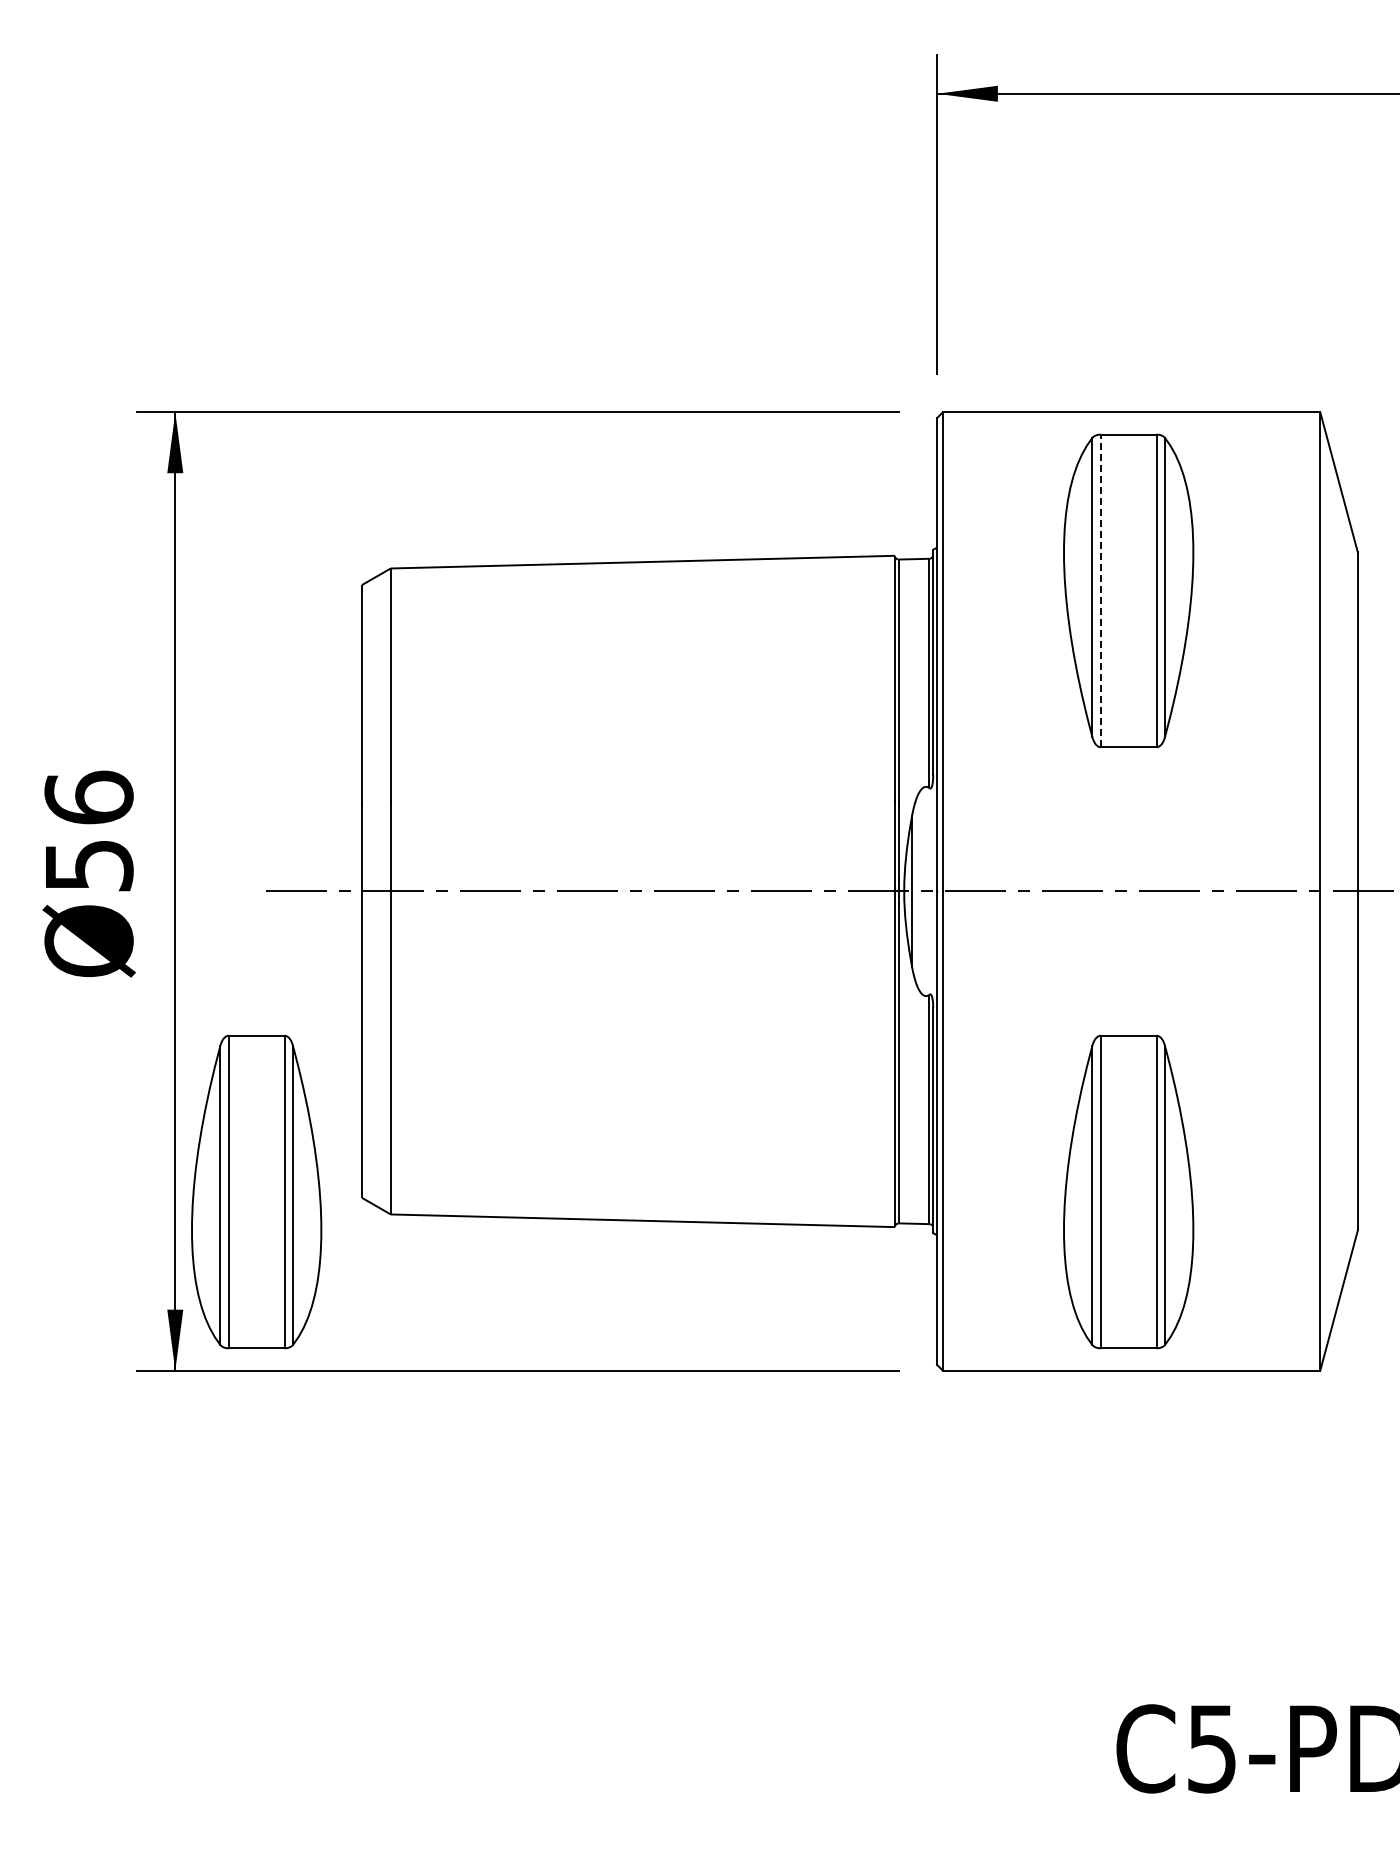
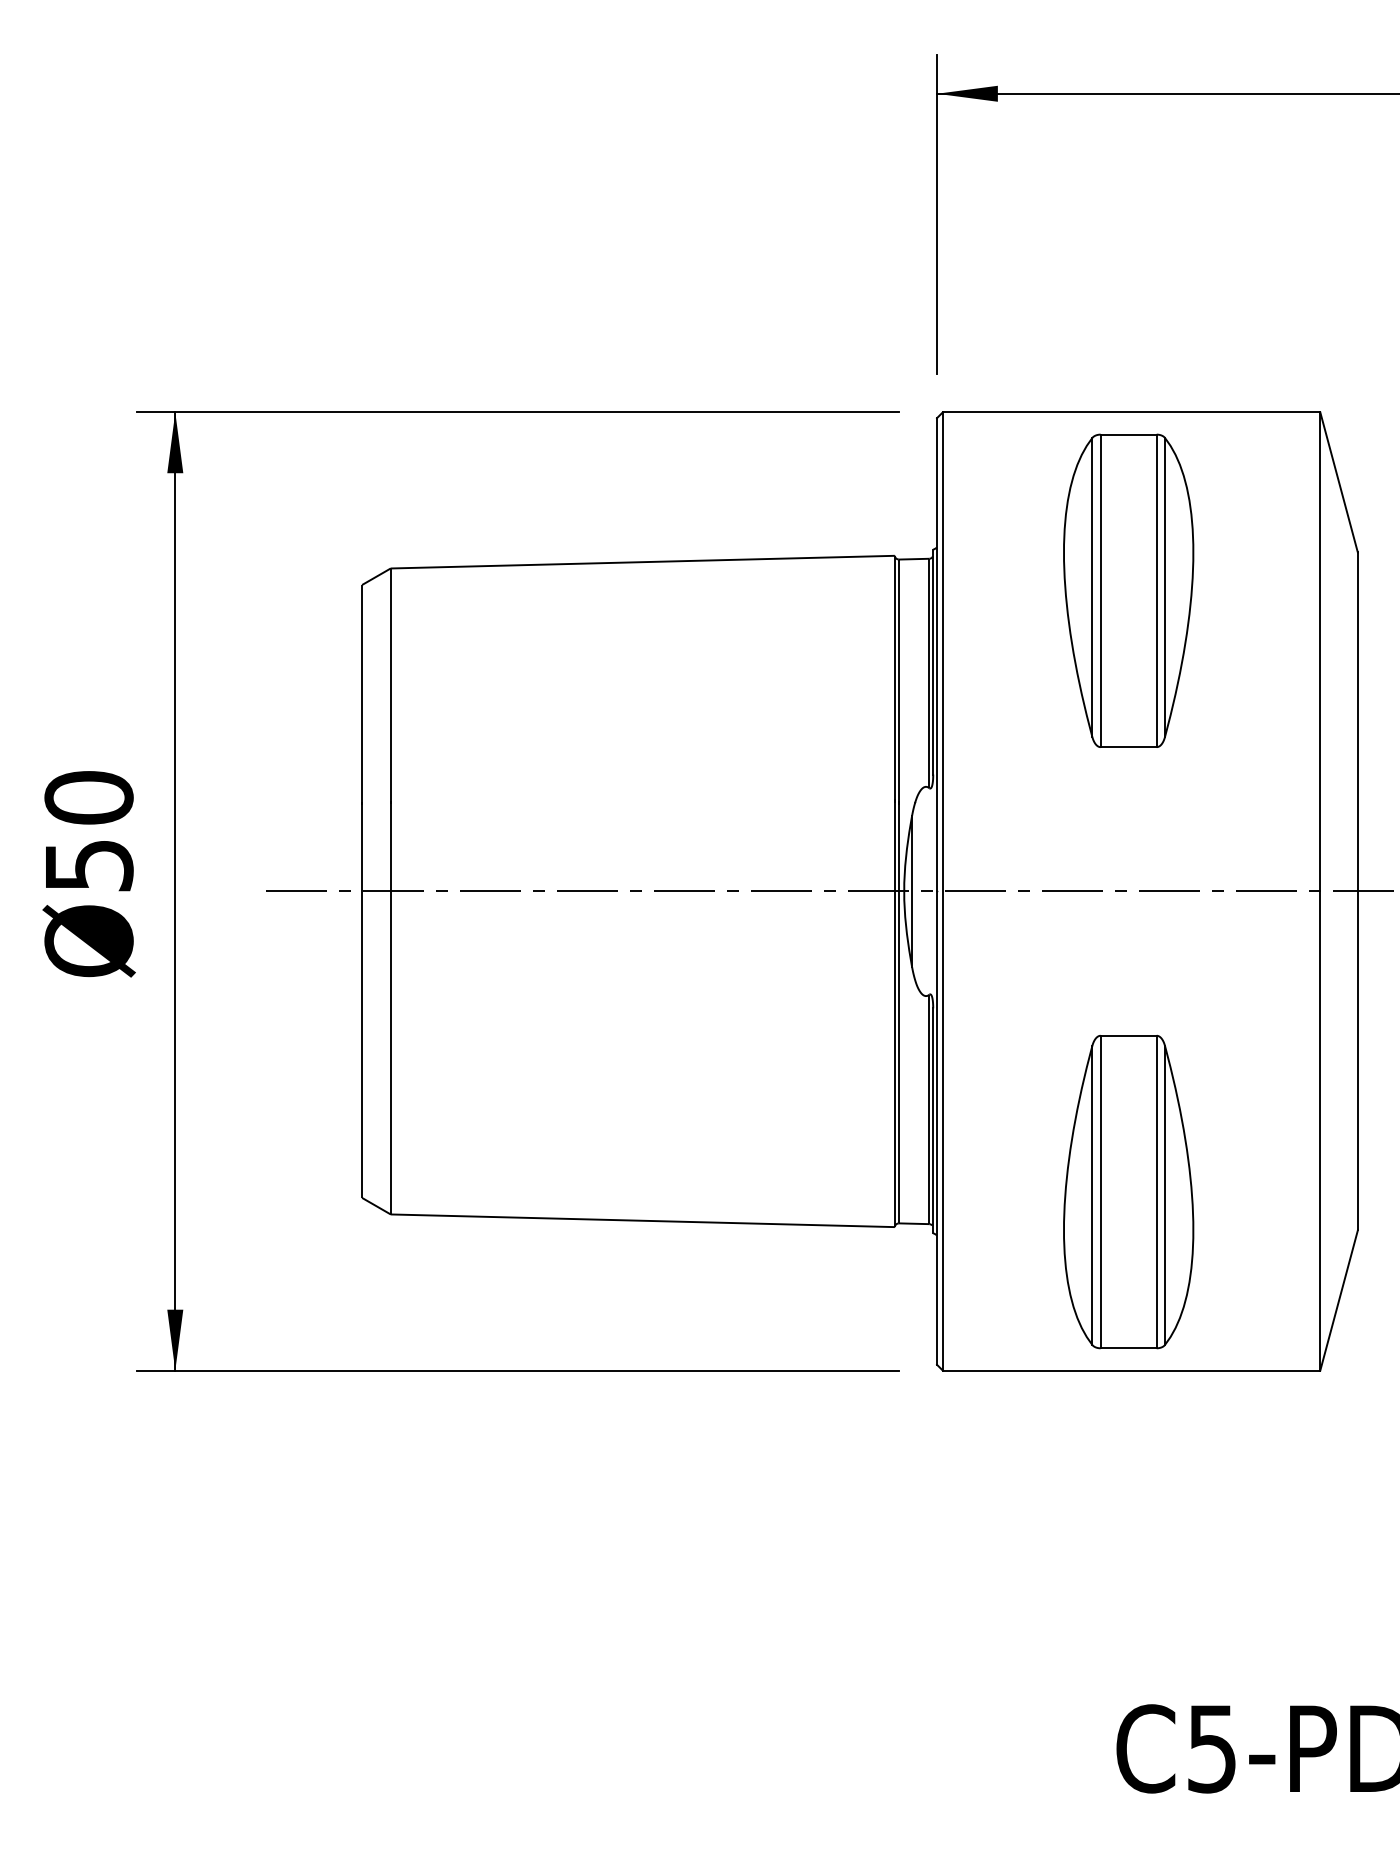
line: dashed -> solid (1100, 590)
text: Ø56 -> Ø50 (88, 797)
part: present -> none (256, 1191)
